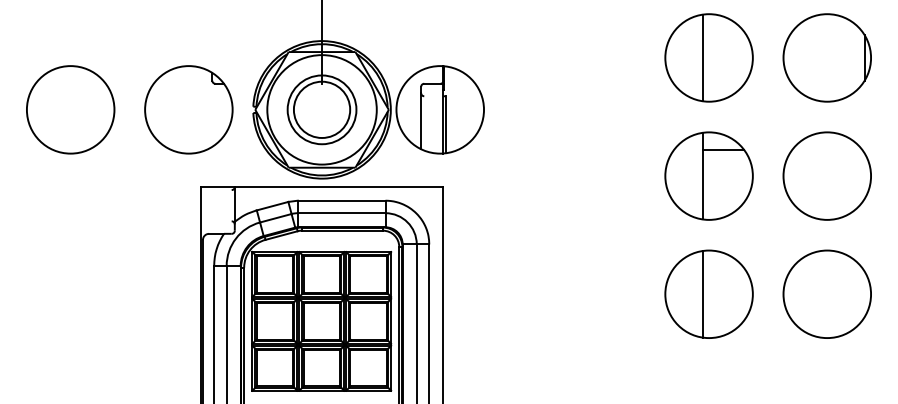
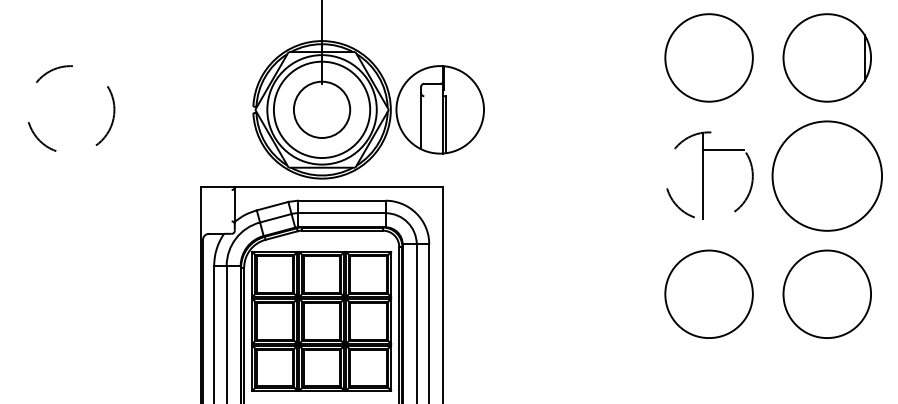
line: present -> none (702, 57)
circle: solid -> dashed (70, 109)
part: present -> none (188, 109)
circle diameter: 69 px -> 96 px (321, 109)
circle: solid -> dashed (708, 175)
circle diameter: 88 px -> 109 px (827, 175)
line: present -> none (702, 294)
